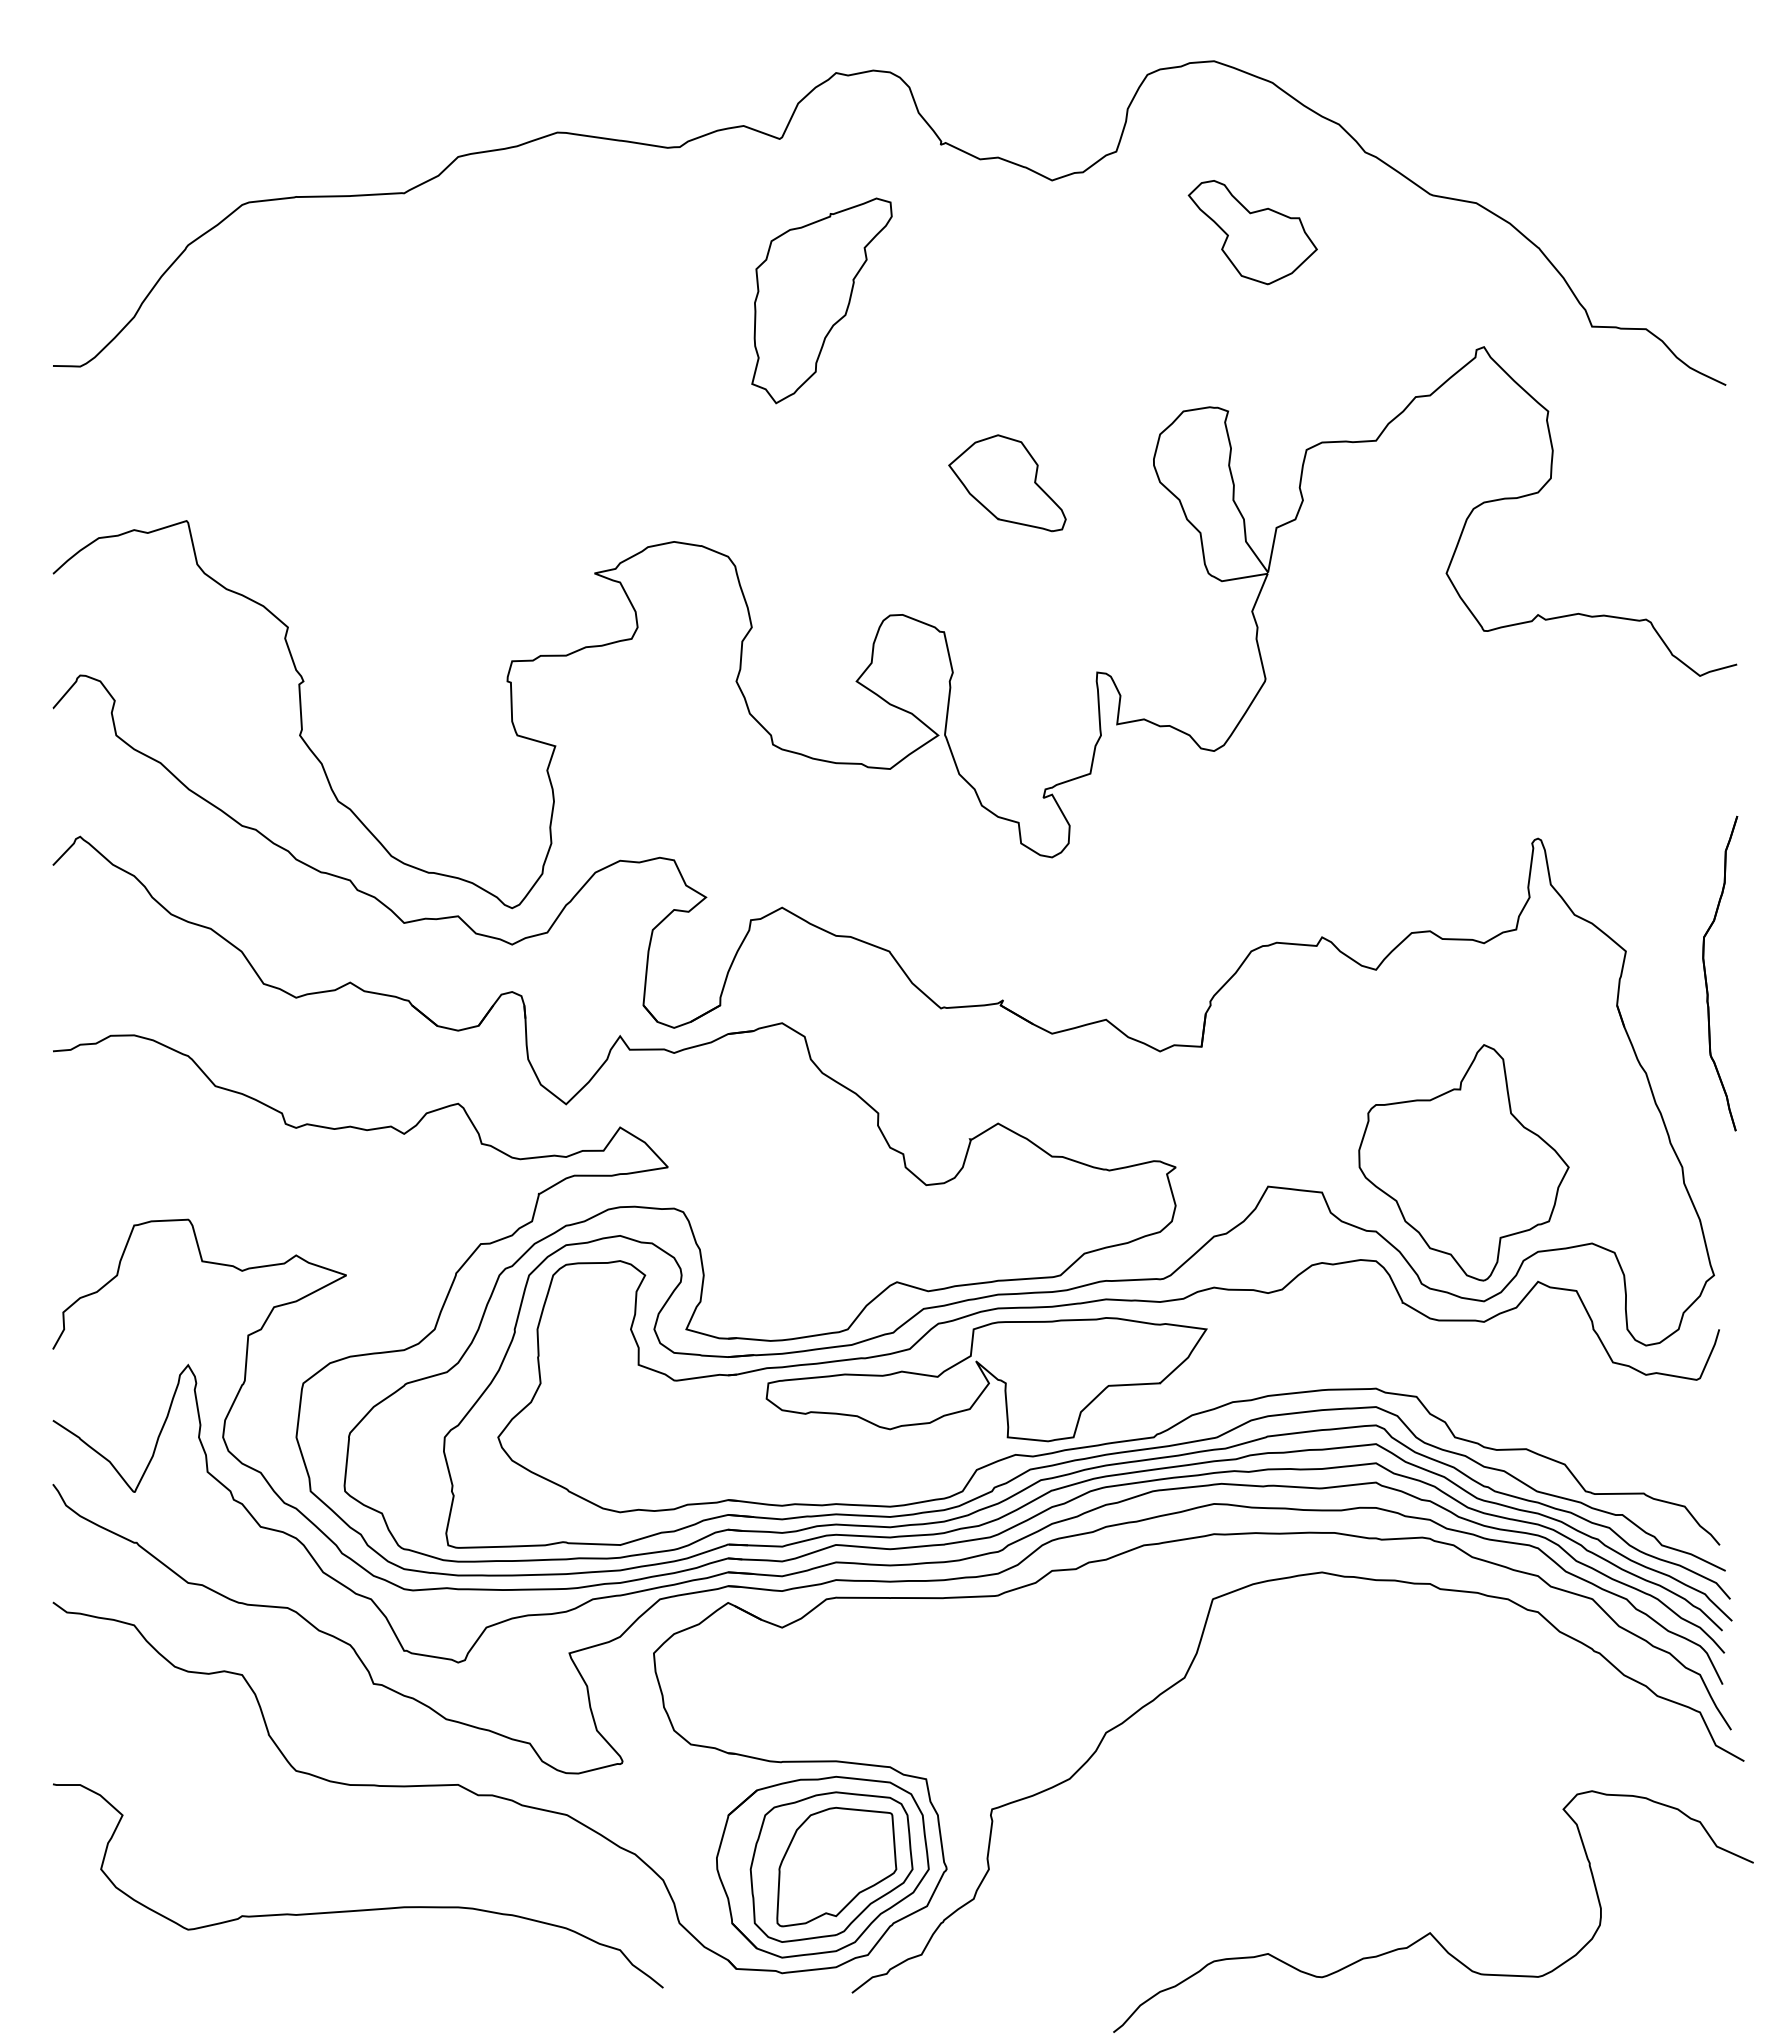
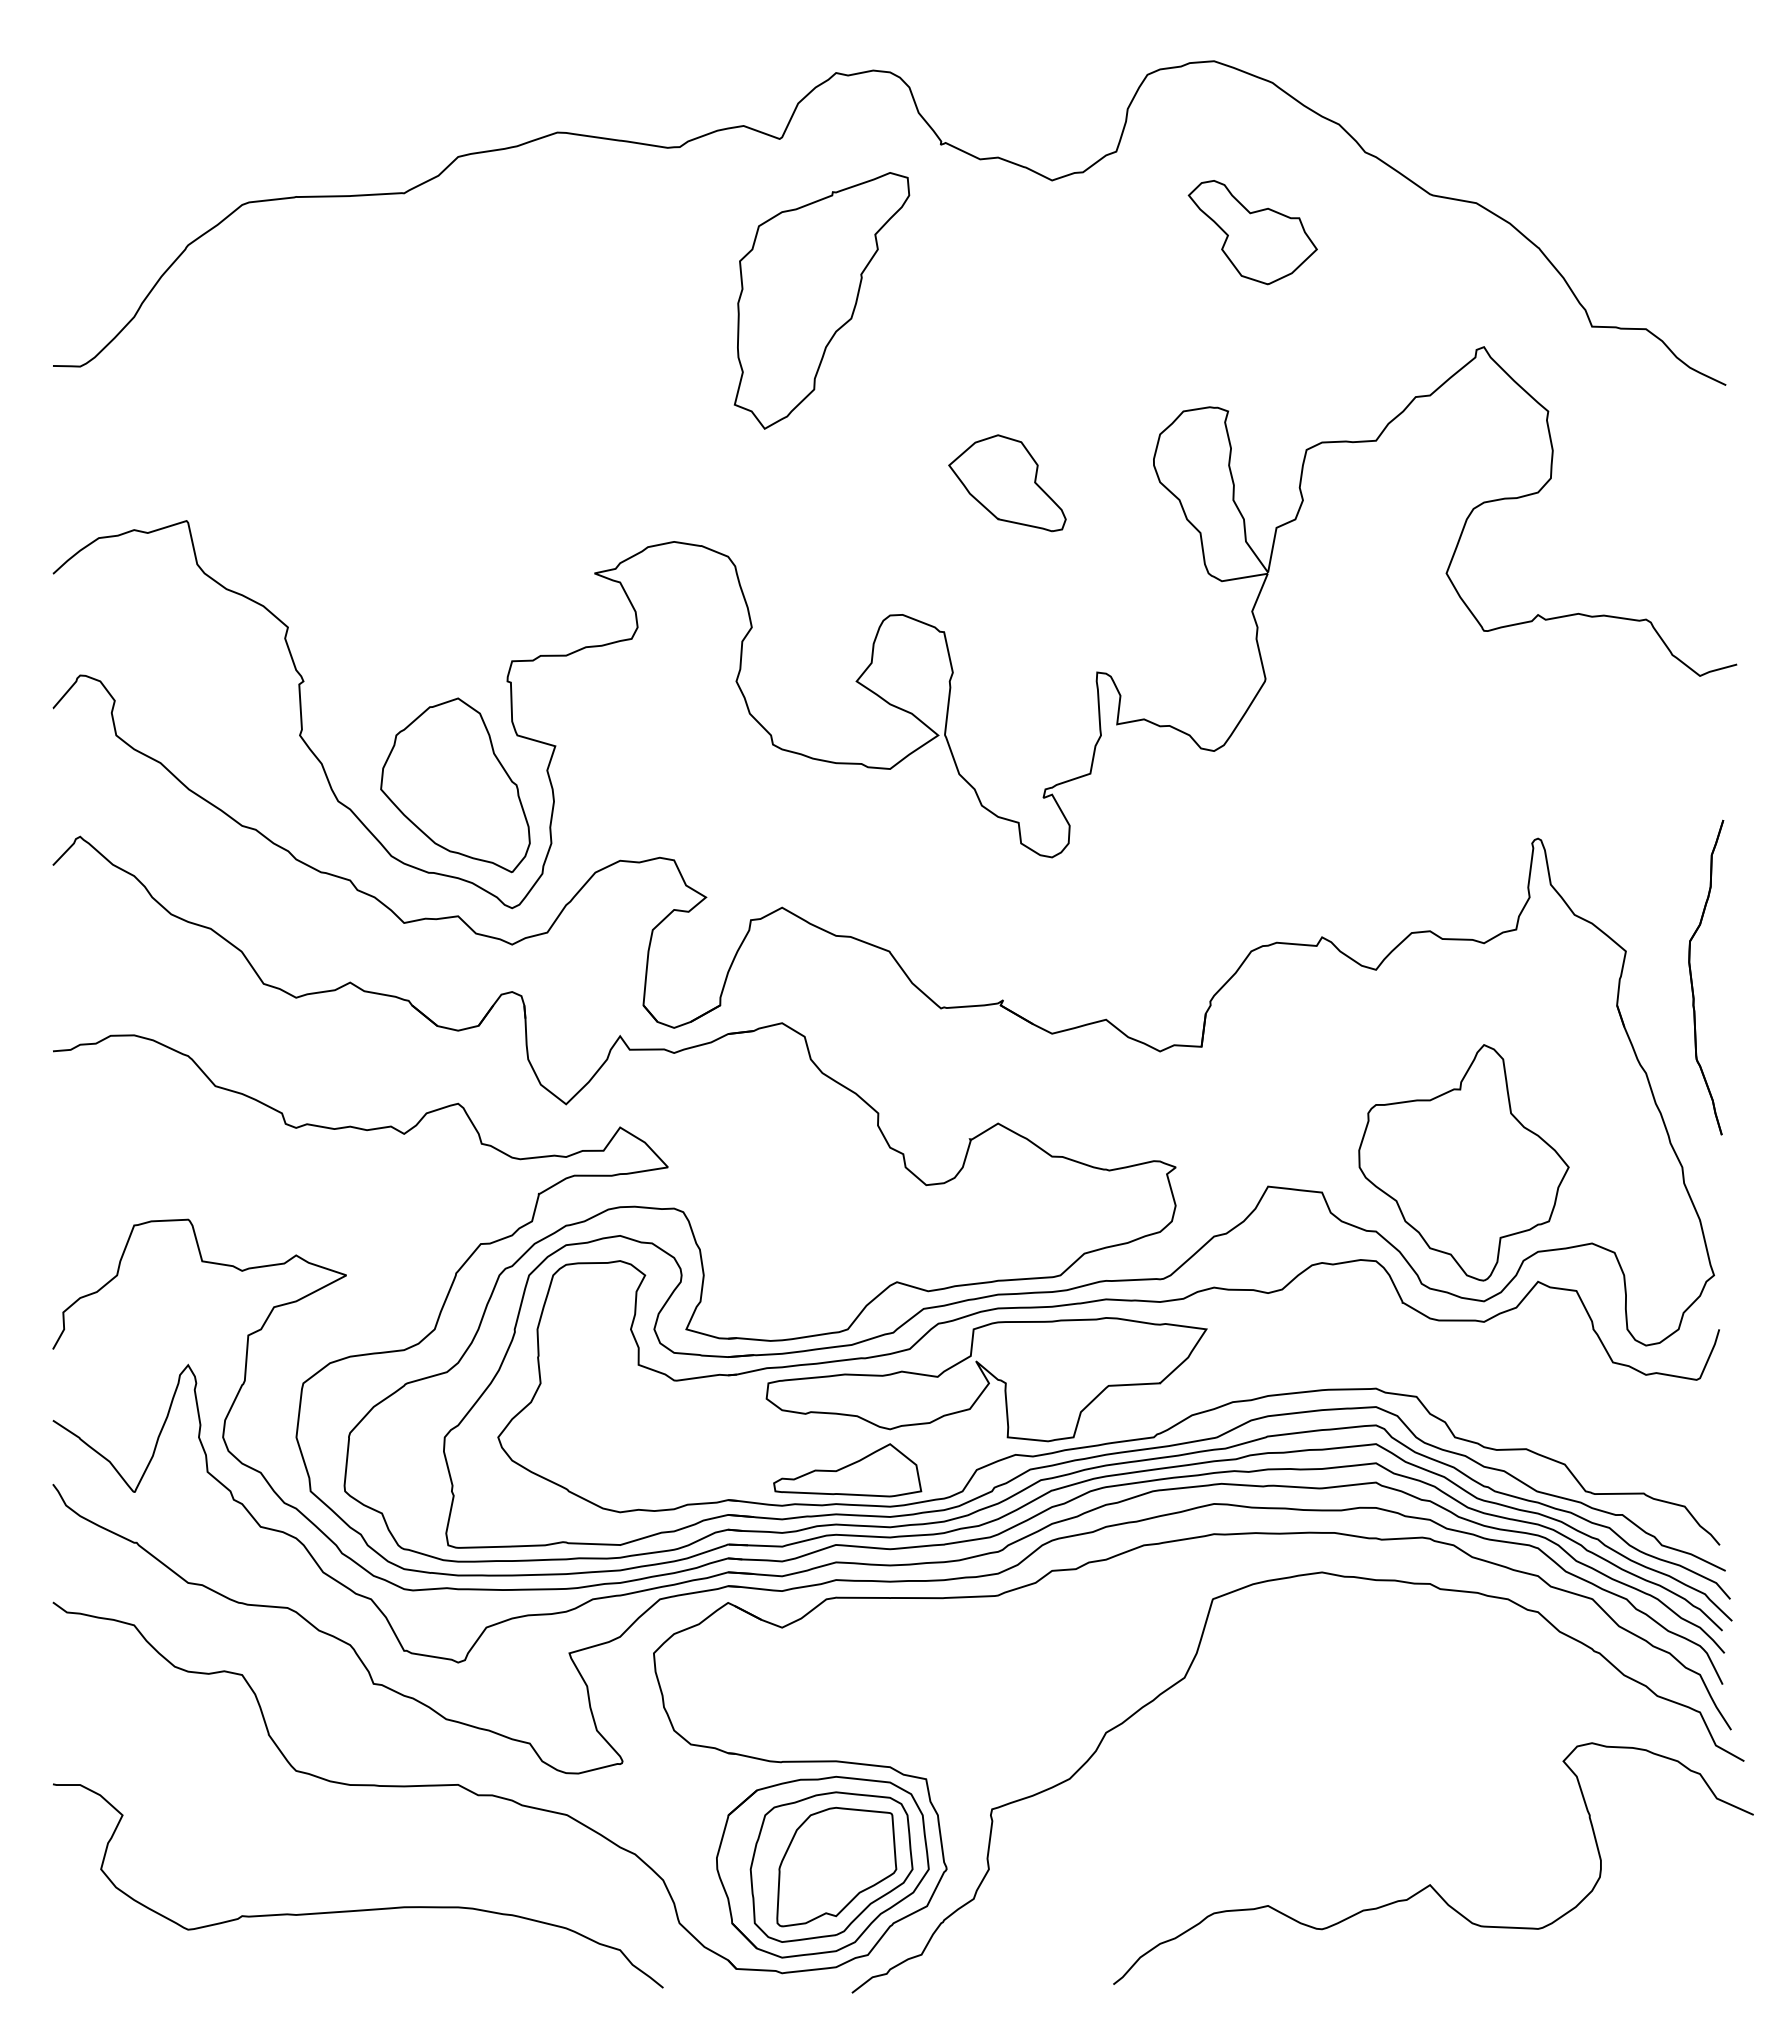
part size: 142x208 px -> 178x258 px (821, 300)
part: none -> present (455, 785)
part position: (1706, 974) -> (1692, 978) (1692, 978)
part: none -> present (847, 1470)
curve position: (1430, 1932) -> (1430, 1884) (1430, 1884)
